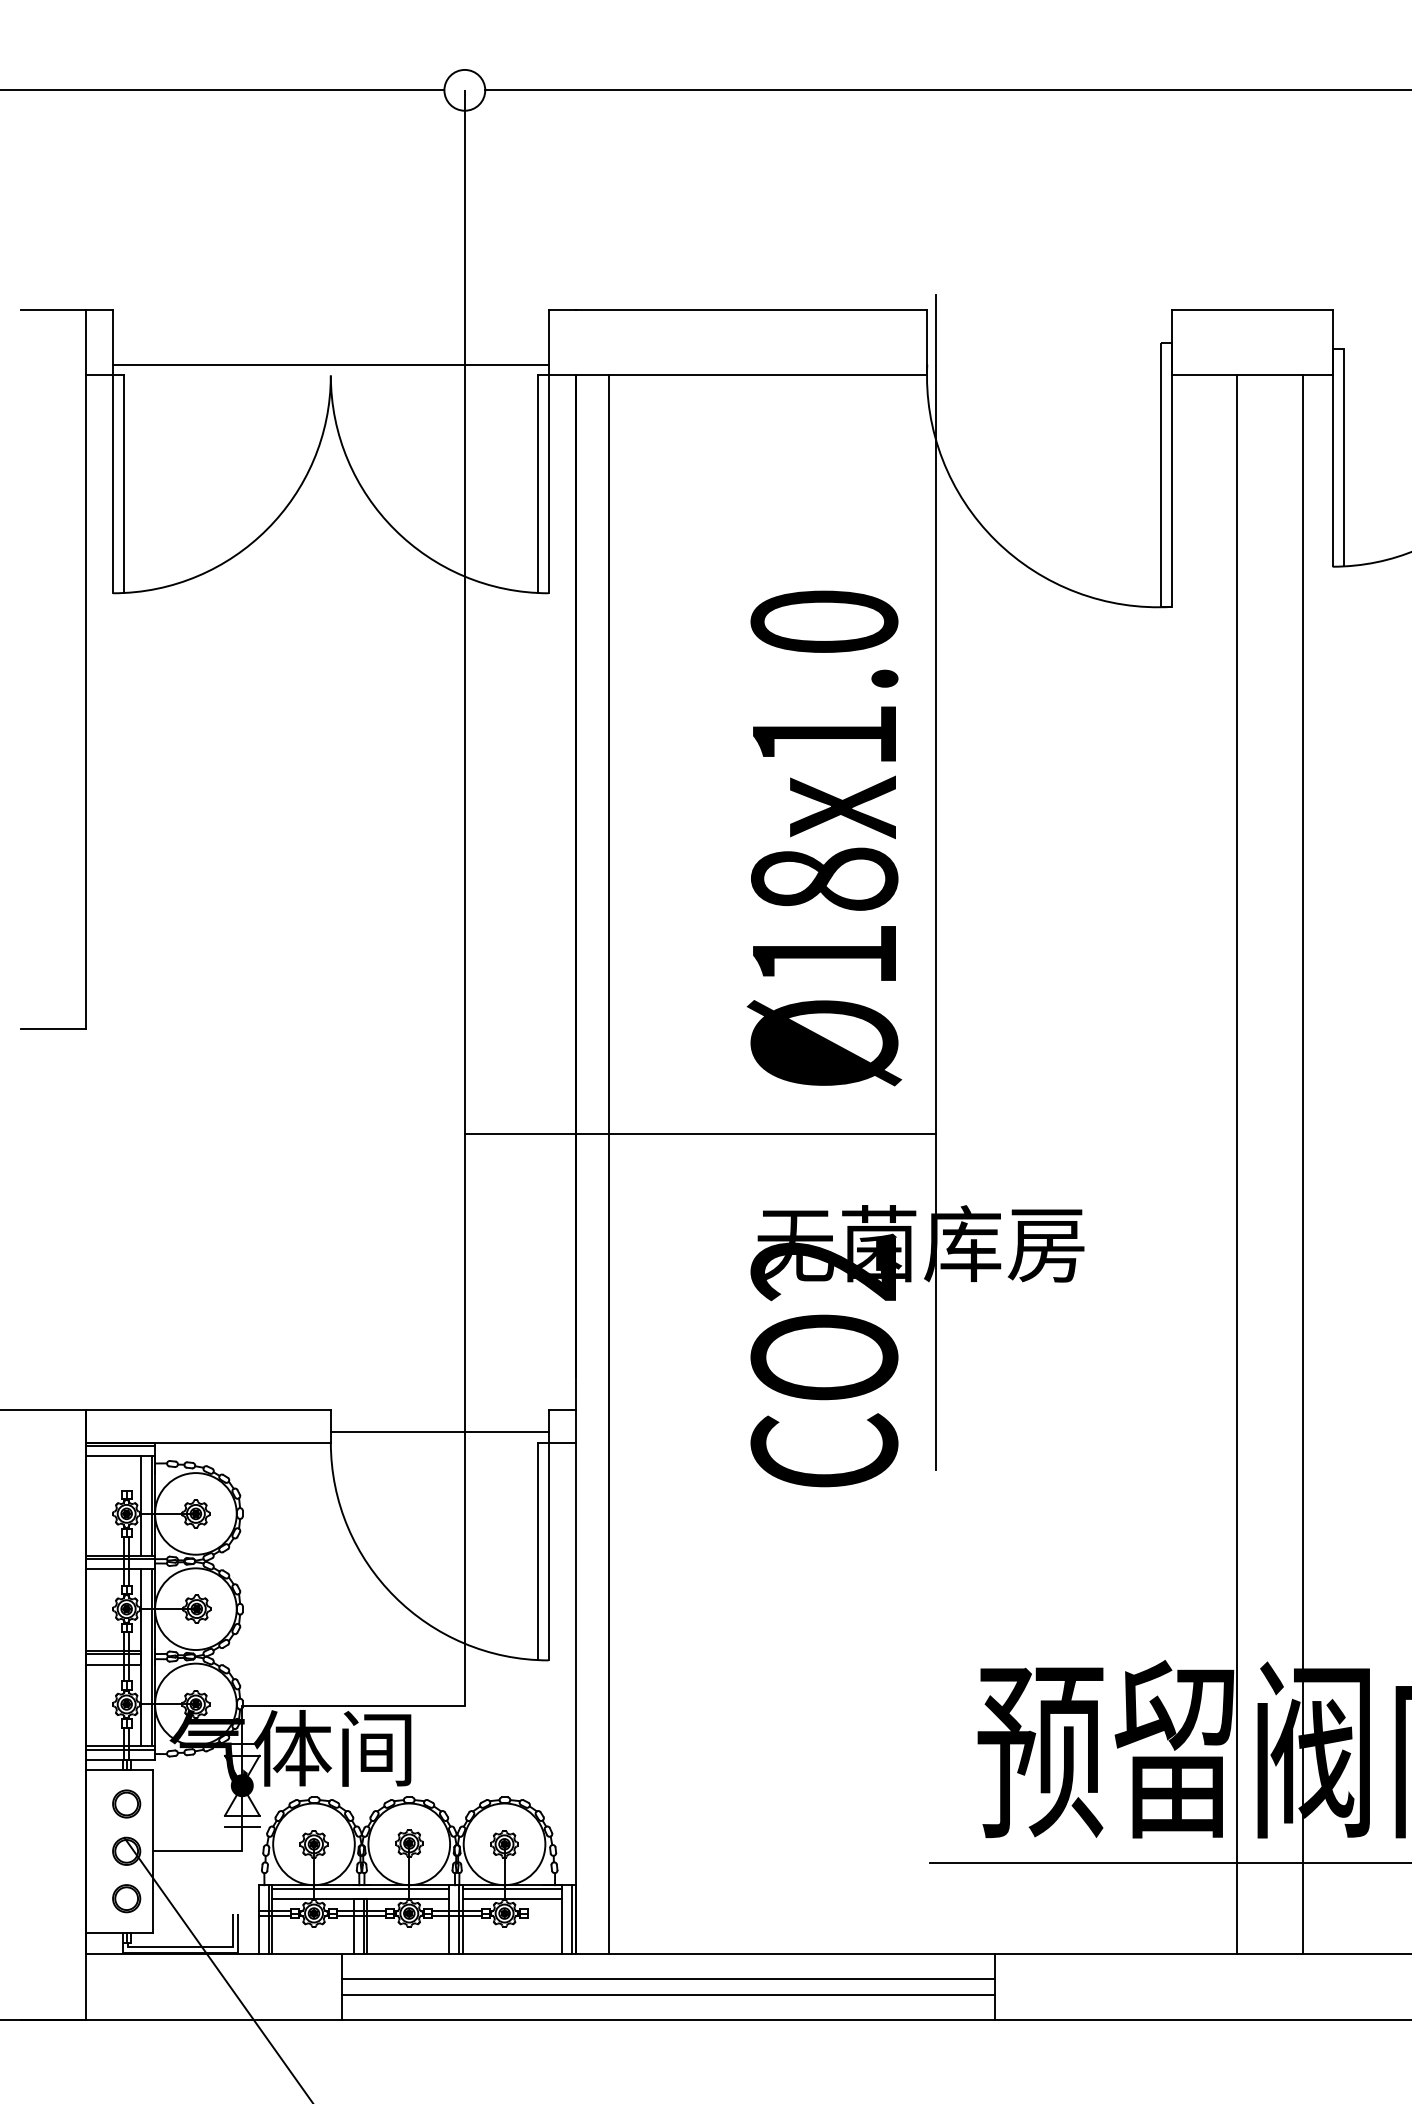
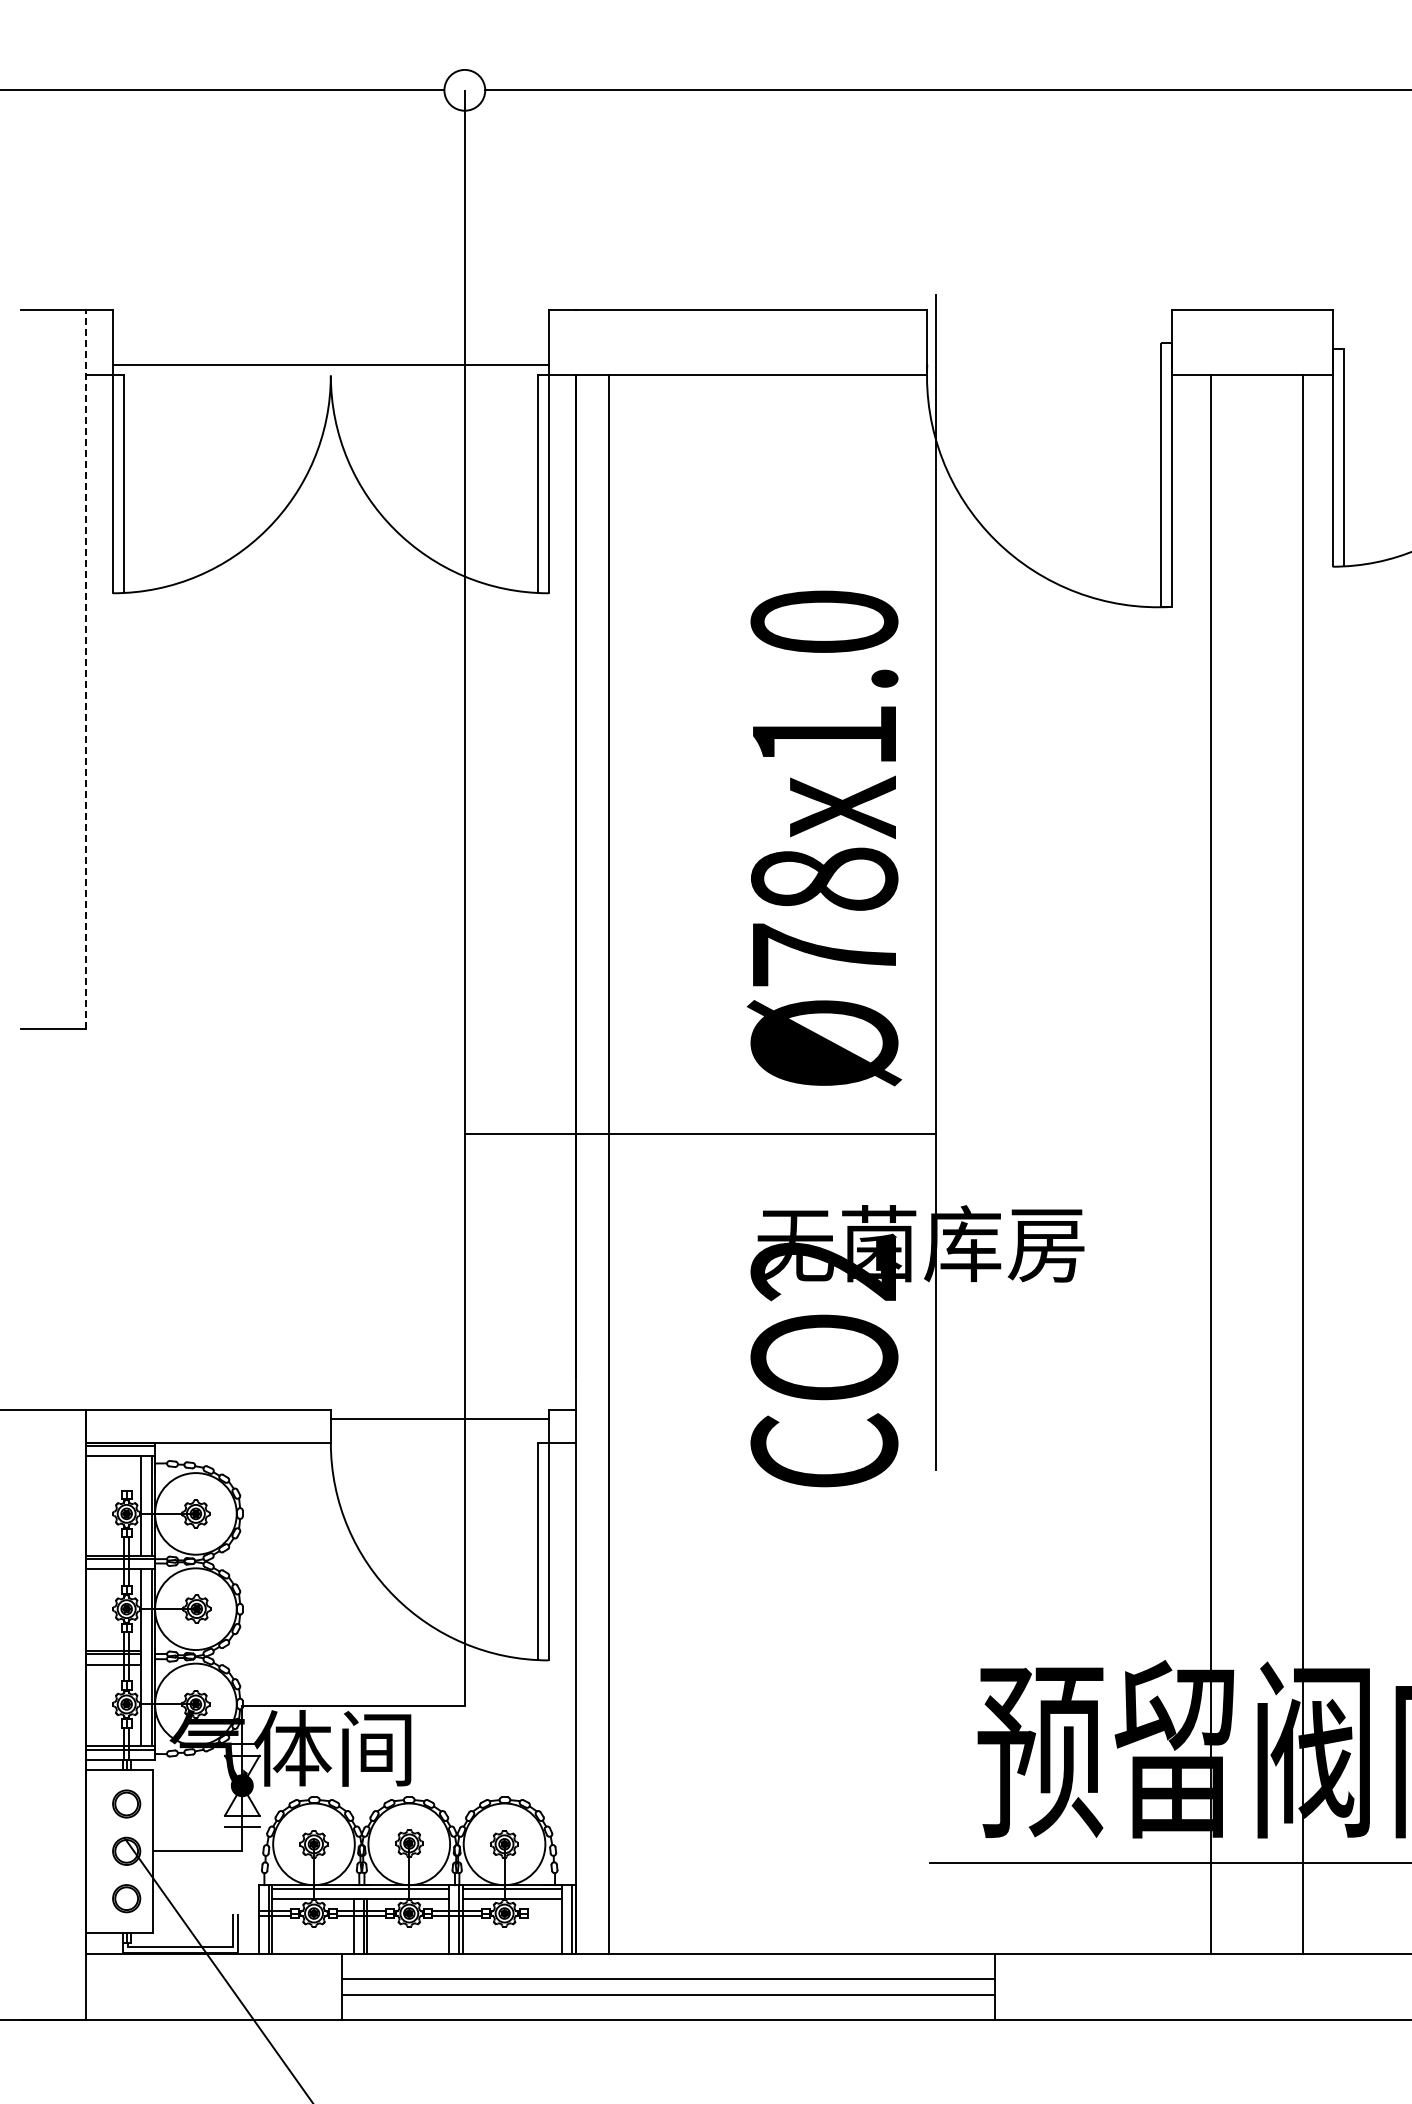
line: solid -> dashed (85, 669)
text: Ø18x1.0 -> Ø78x1.0 (824, 954)
line position: (1237, 1164) -> (1211, 1164) (1211, 1164)
line position: (439, 1431) -> (439, 1418) (439, 1418)
